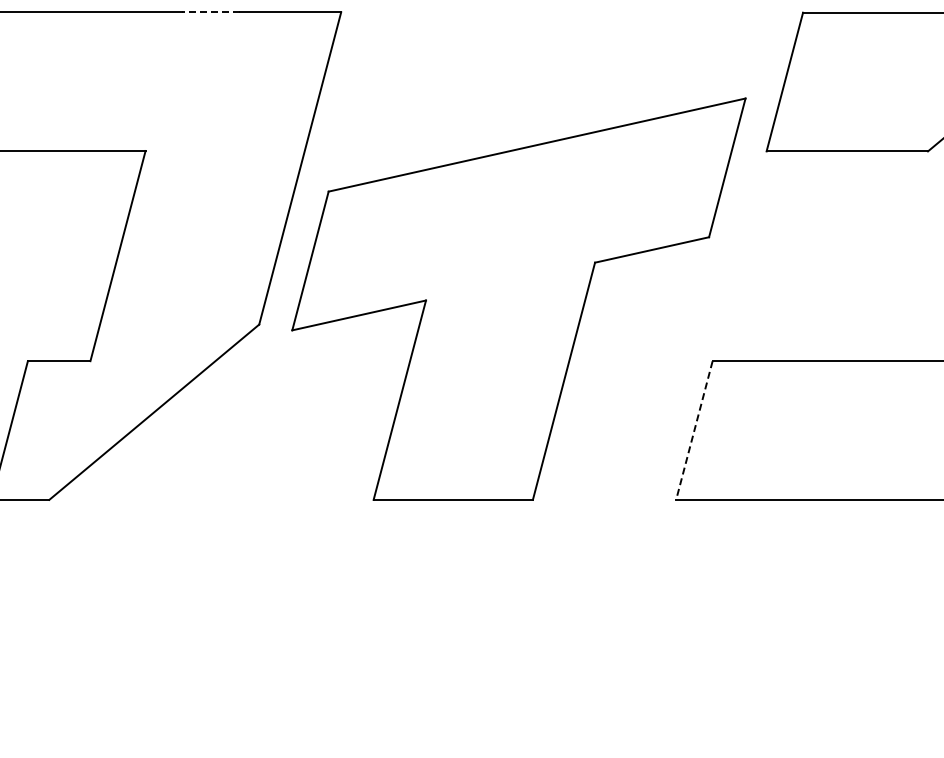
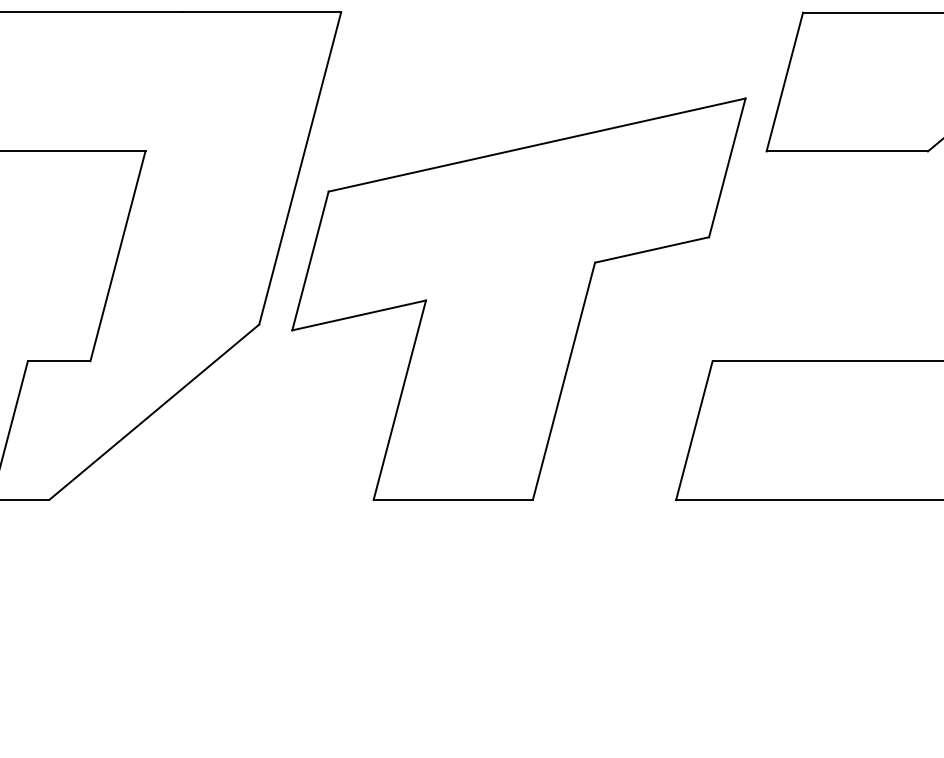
line: dashed -> solid (210, 12)
line: dashed -> solid (694, 430)
